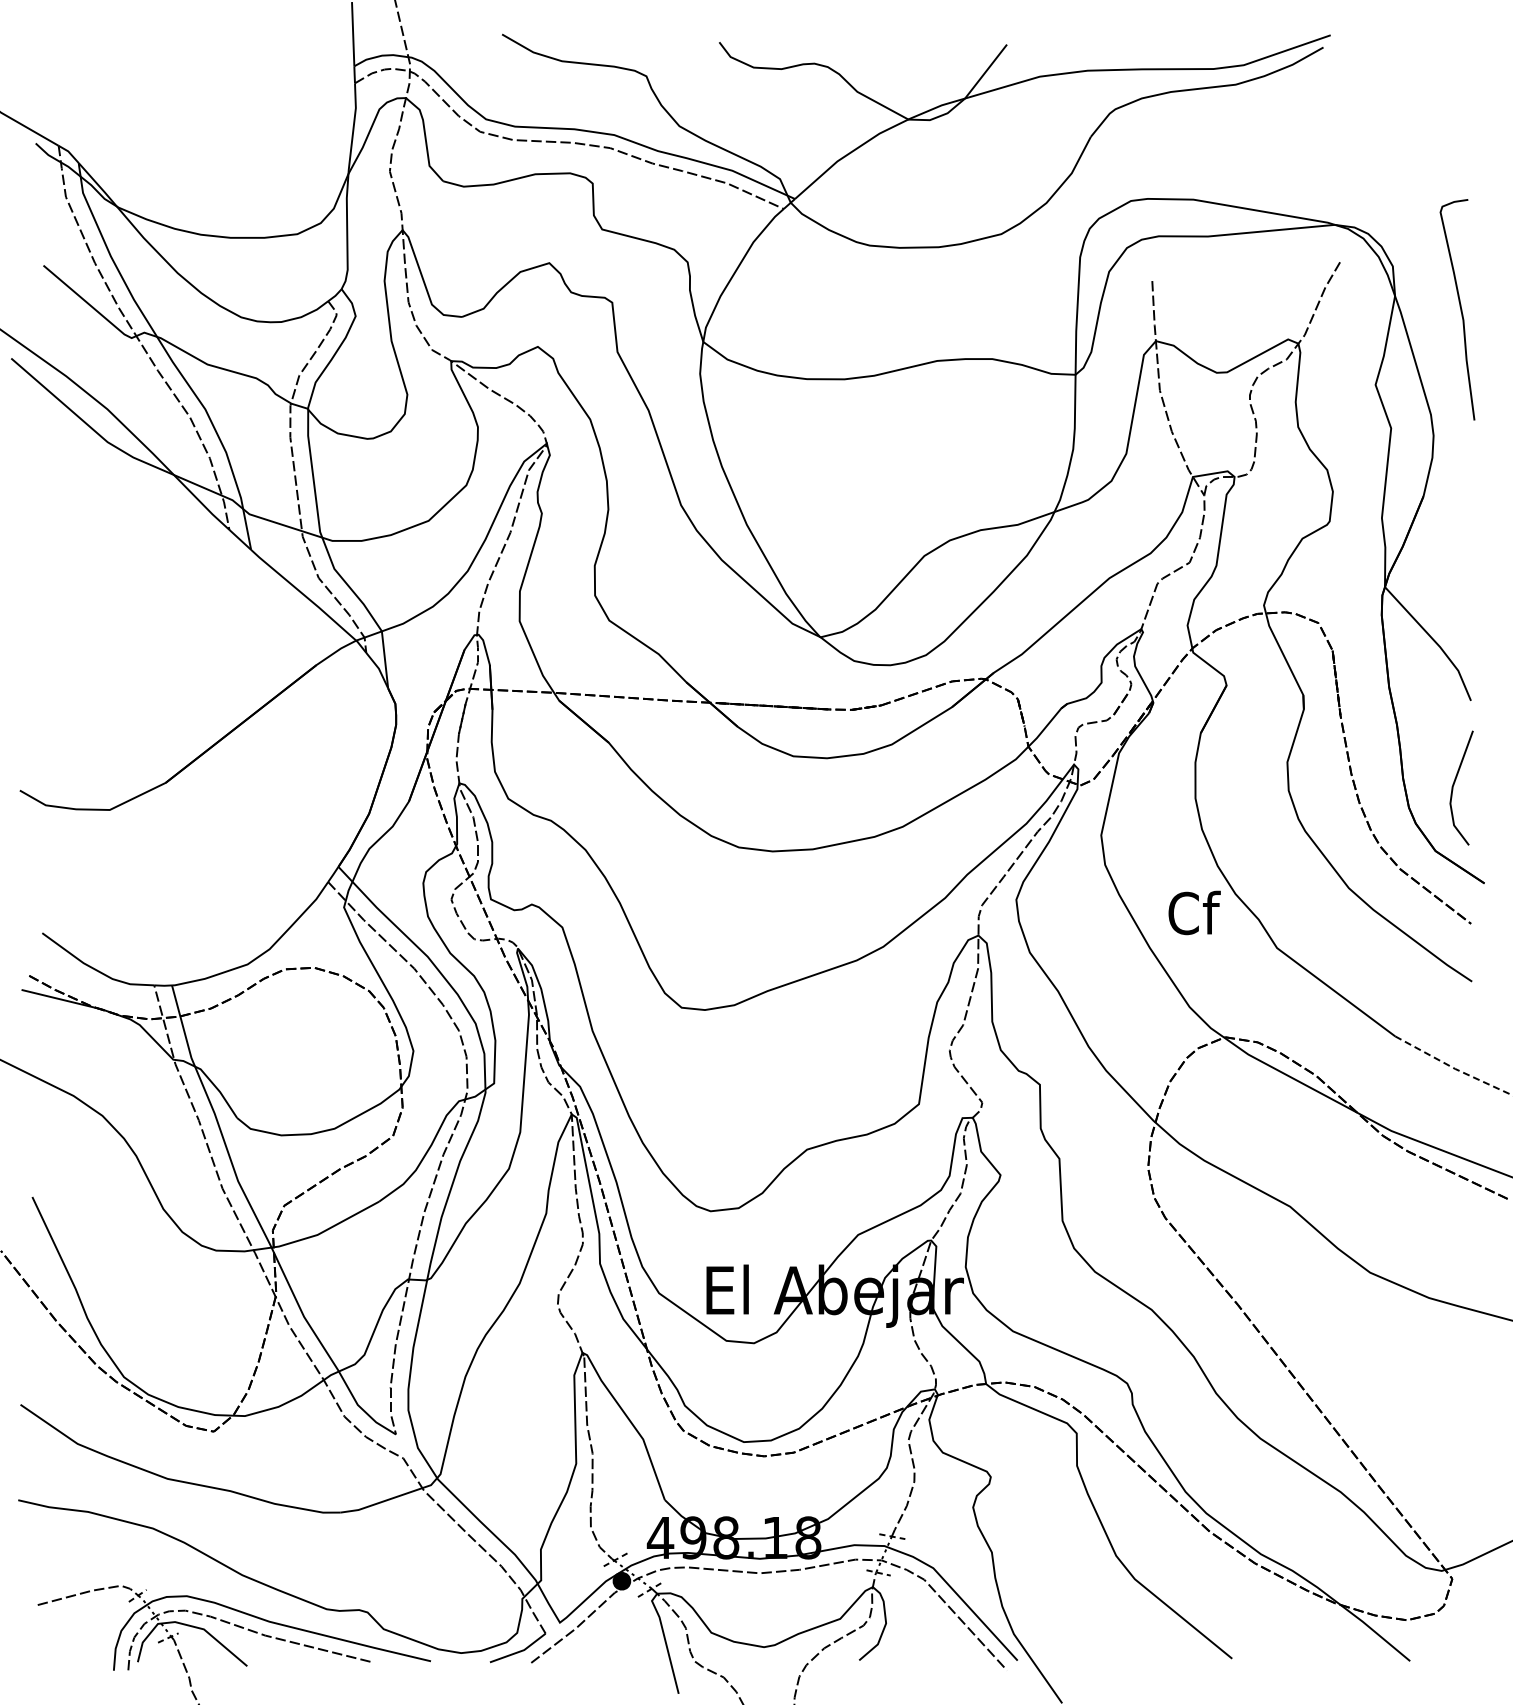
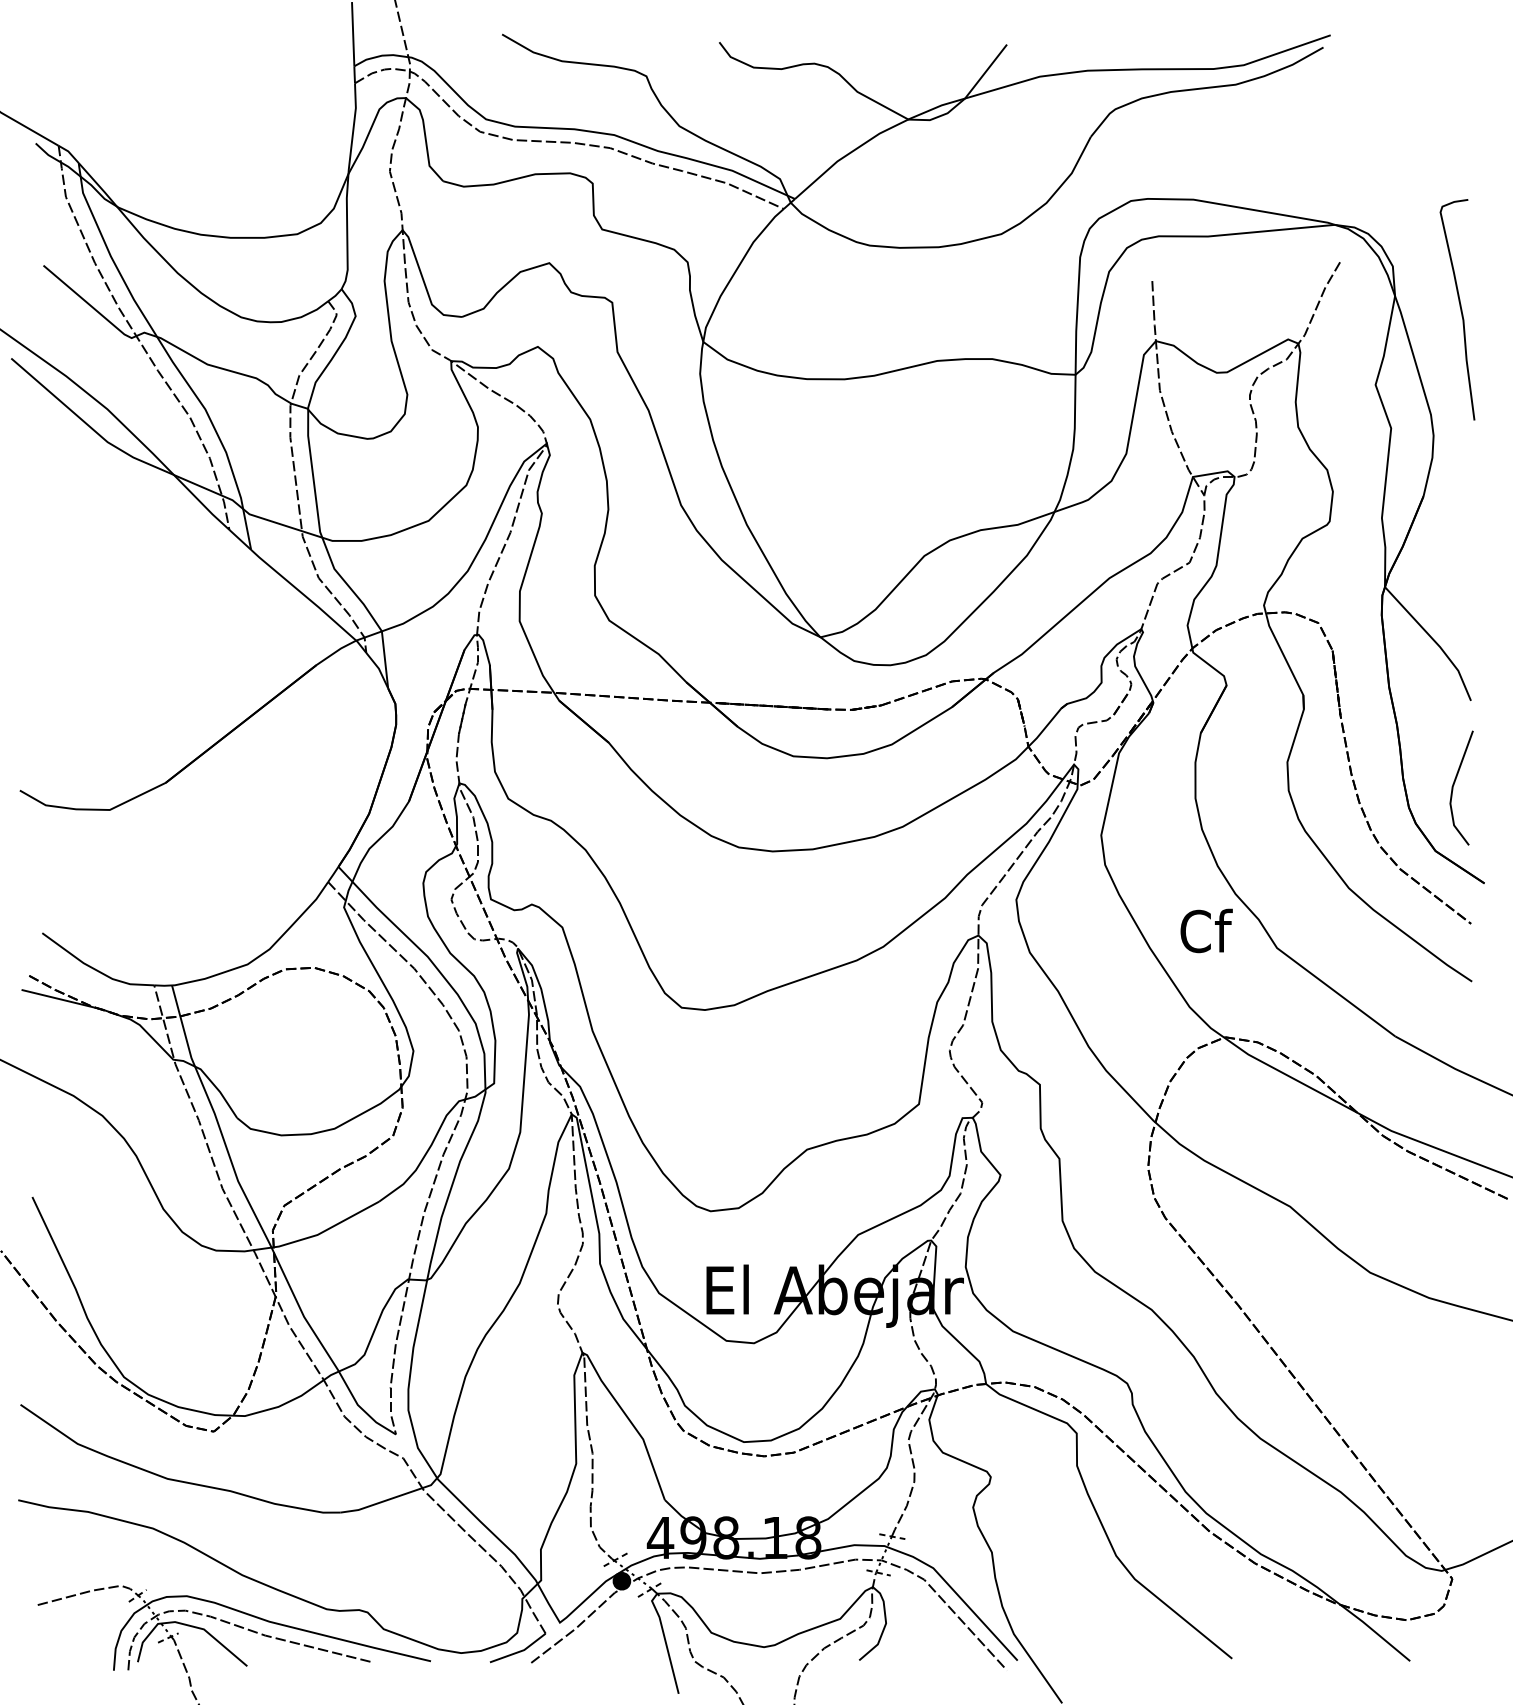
text position: (1194, 912) -> (1206, 930) (1206, 930)
line: dashed -> solid (1453, 1068)
